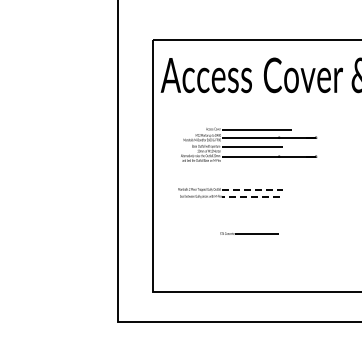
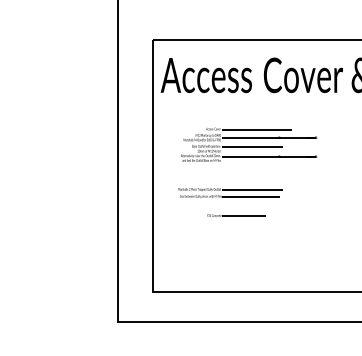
line: dashed -> solid (253, 189)
line: dashed -> solid (250, 196)
line position: (249, 233) -> (236, 215) (236, 215)
